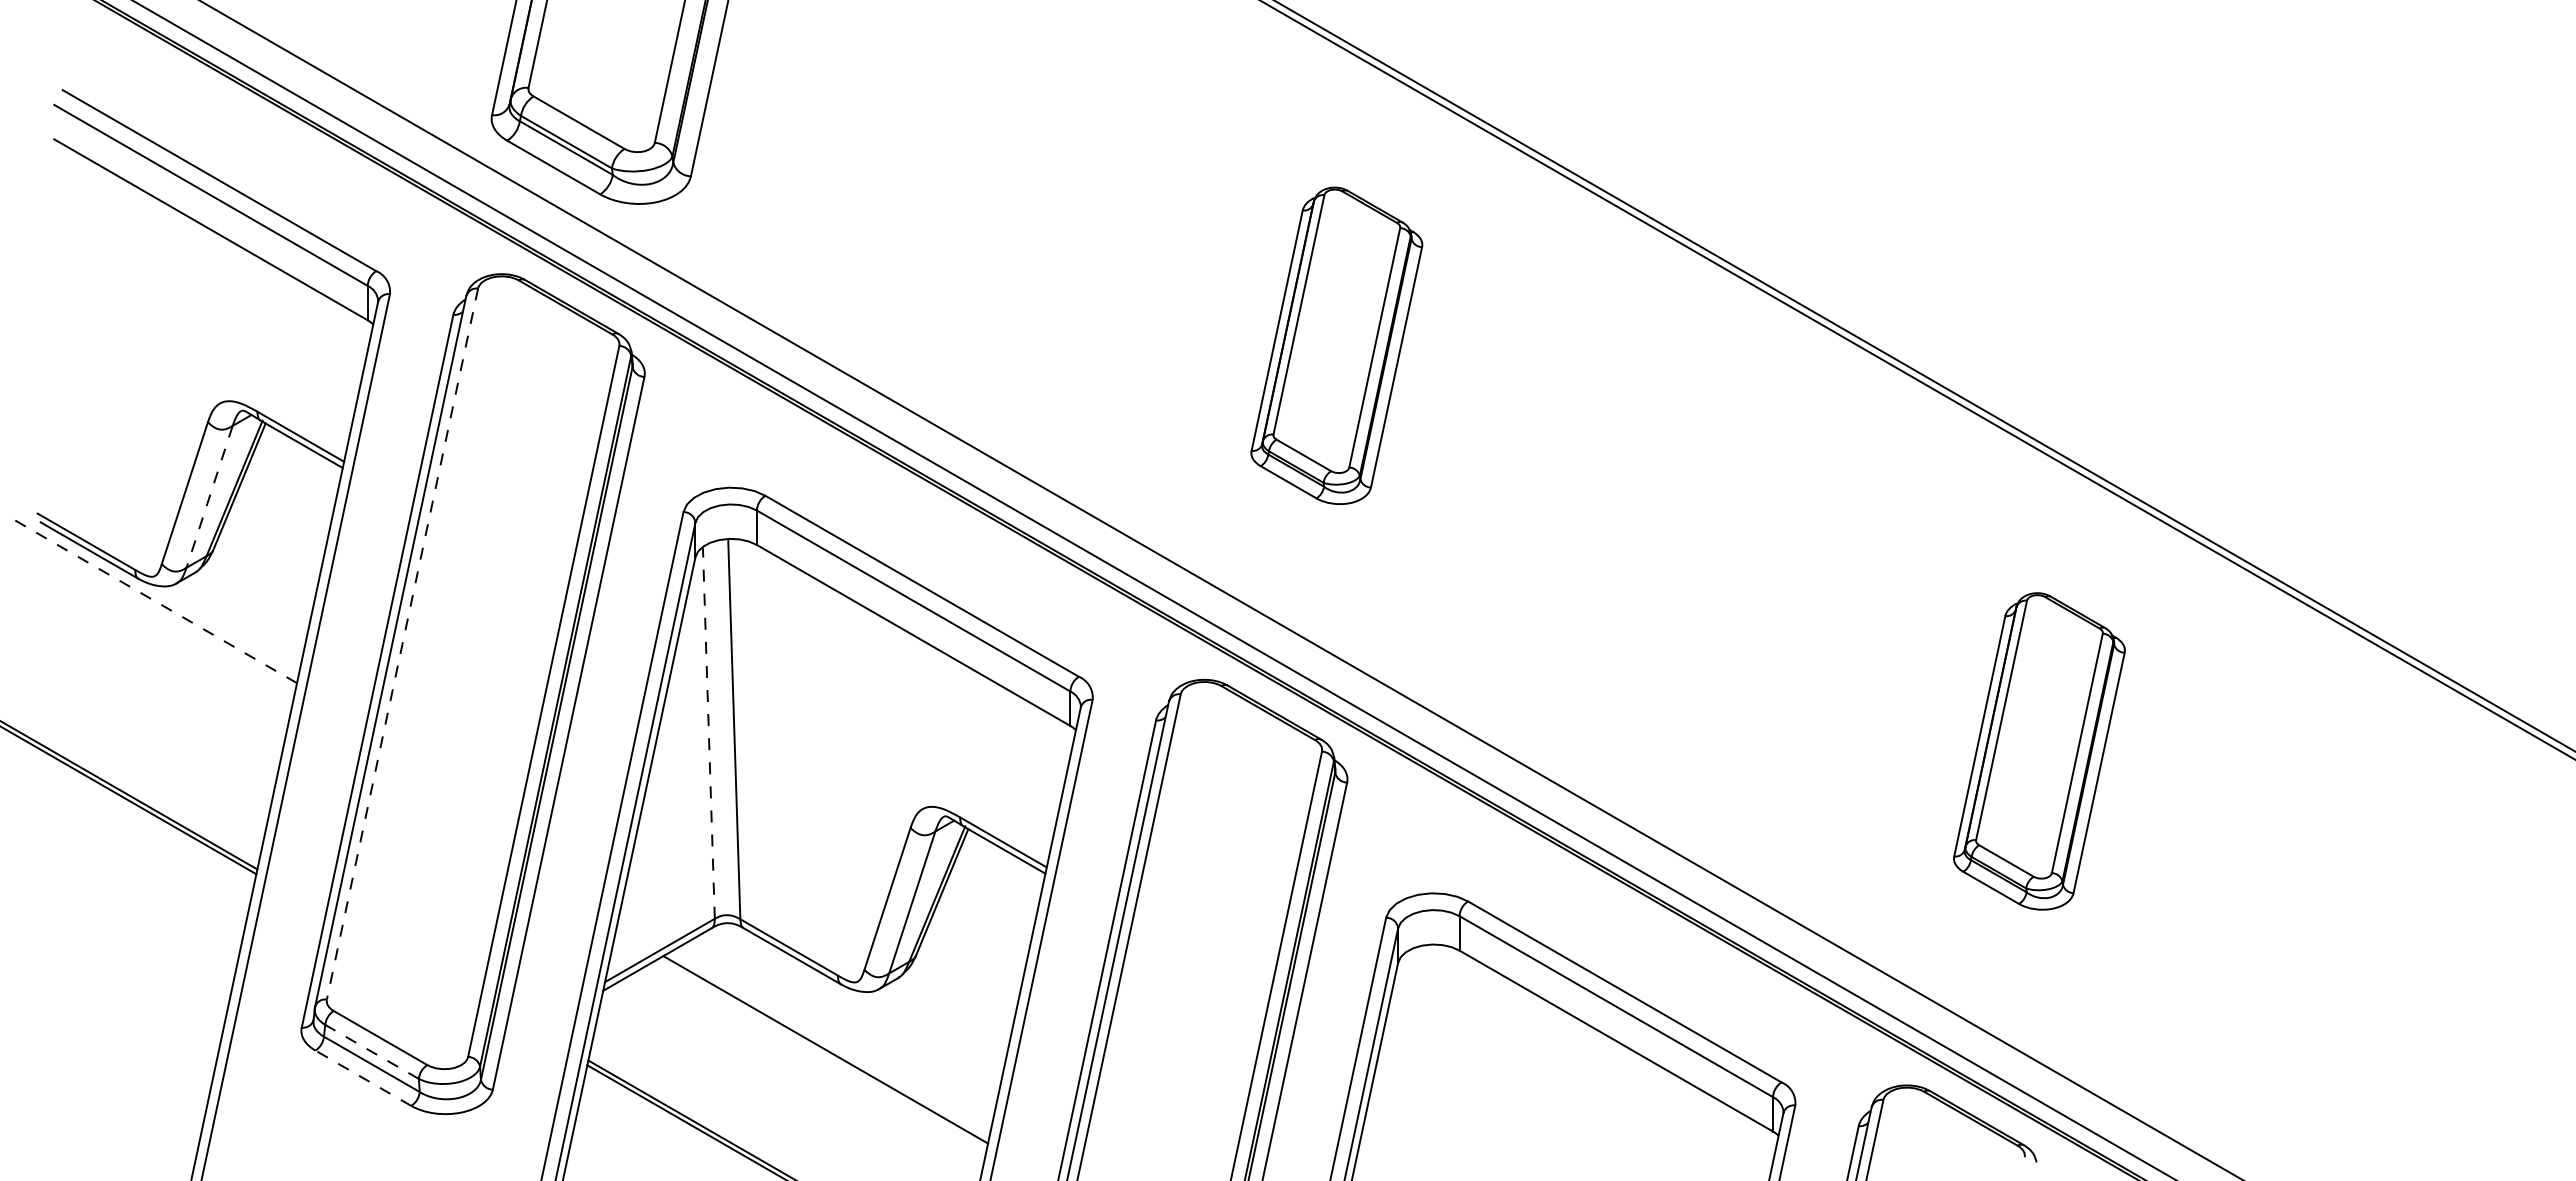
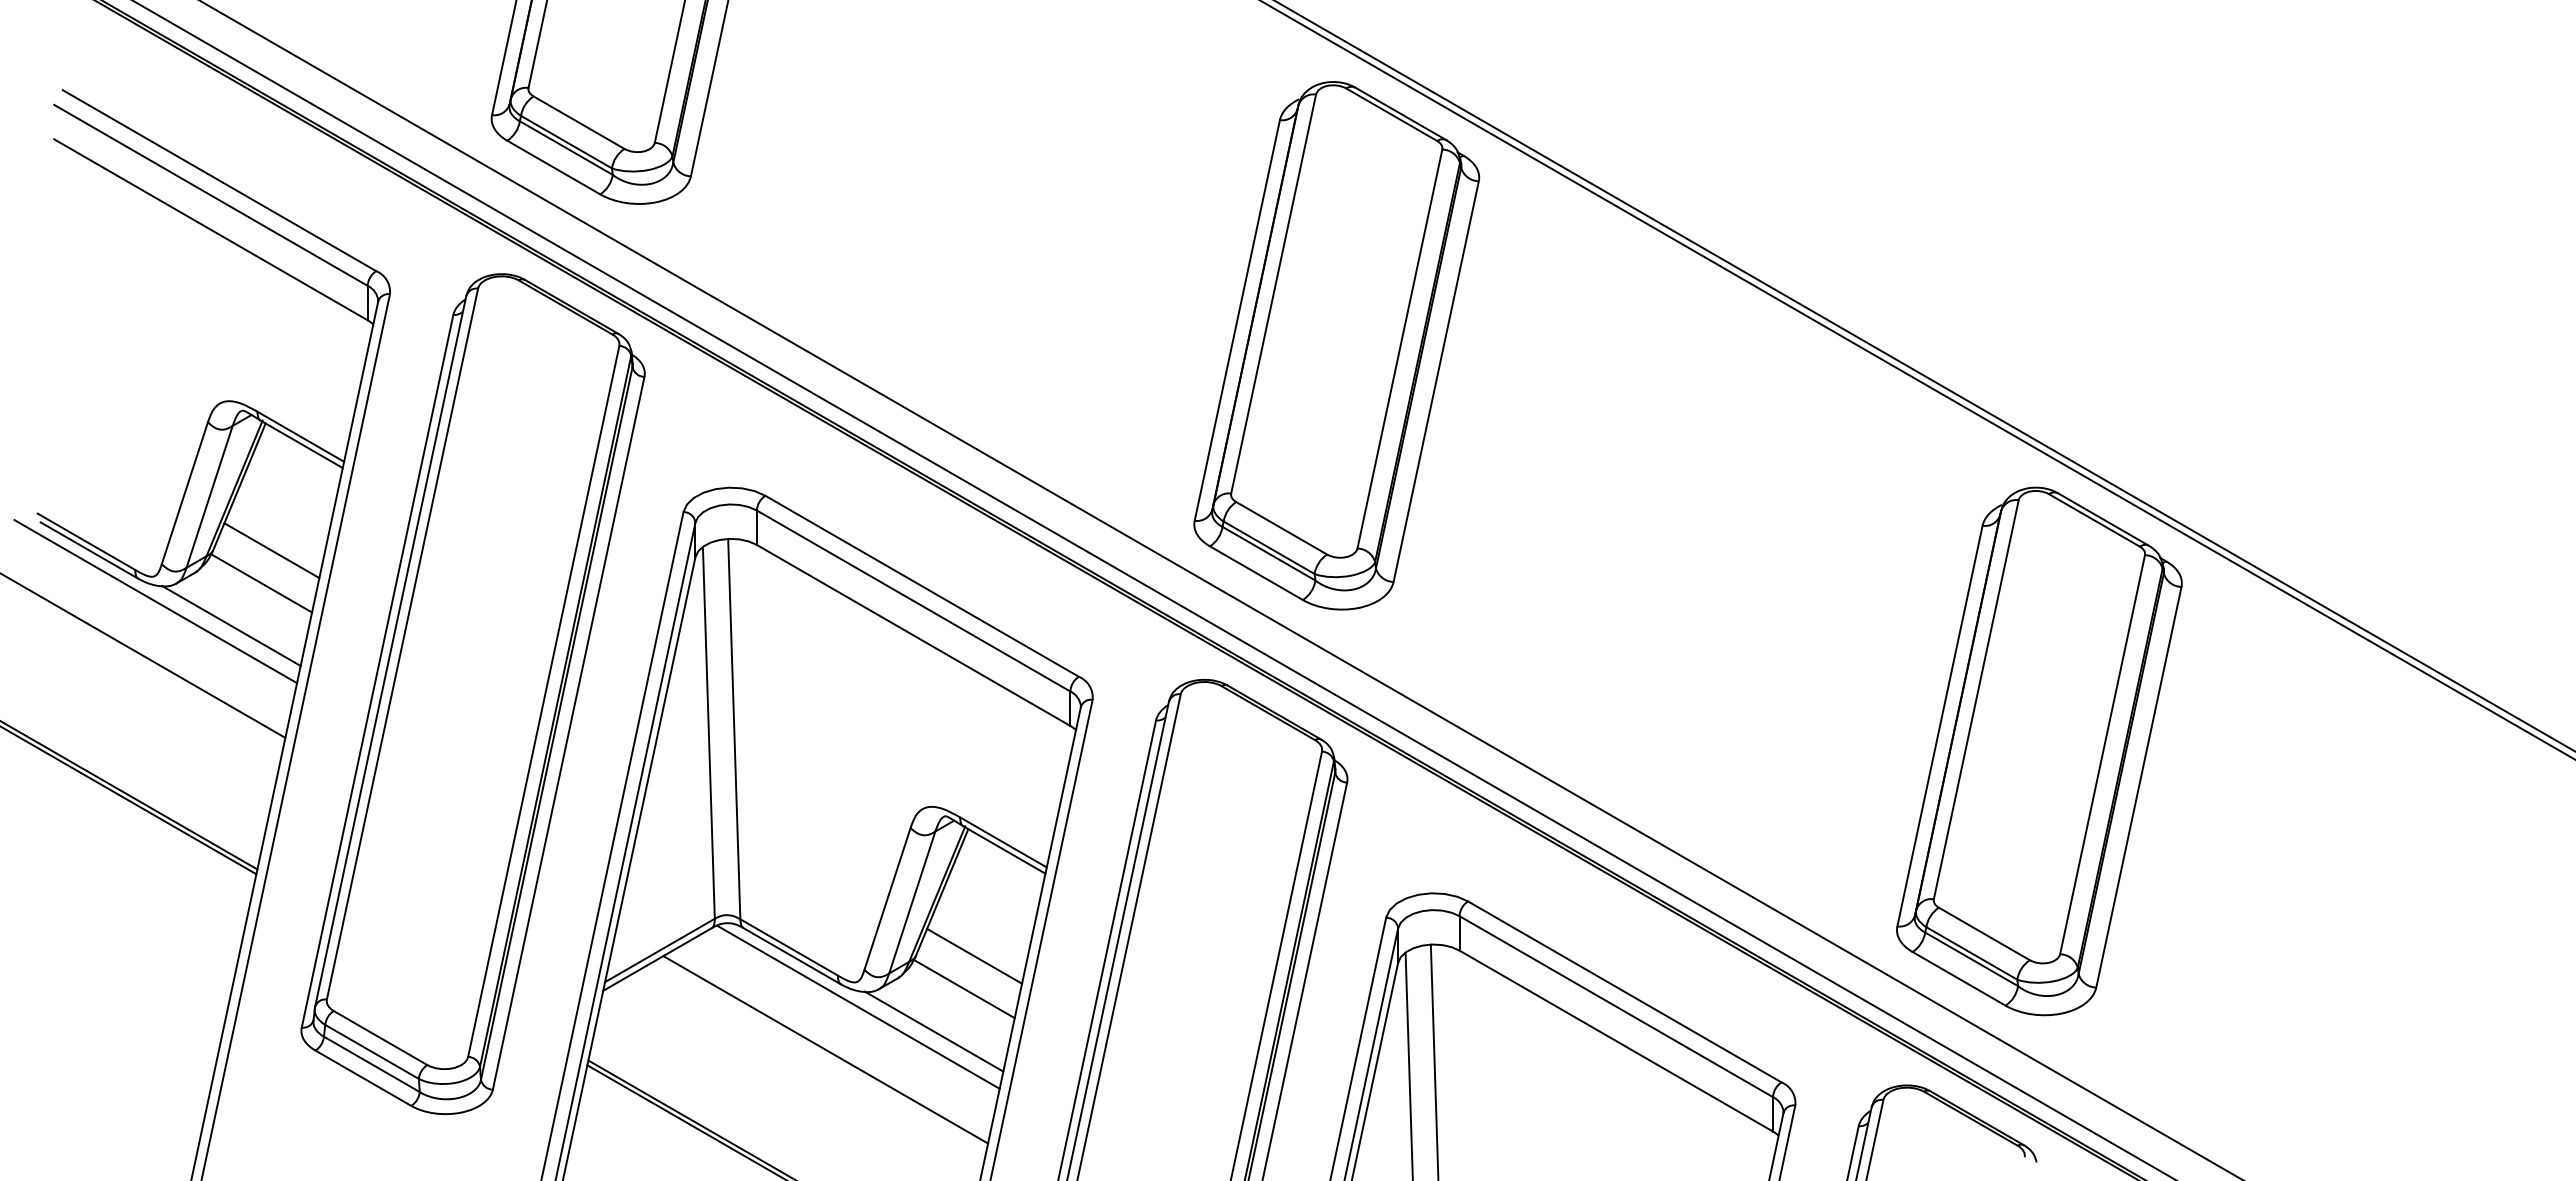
part size: 174x319 px -> 288x530 px (1336, 345)
line: dashed -> solid (209, 496)
line: none -> present (271, 550)
line: none -> present (261, 583)
line: dashed -> solid (155, 601)
line: none -> present (231, 625)
line: dashed -> solid (402, 644)
line: none -> present (143, 655)
line: dashed -> solid (708, 733)
part size: 173x319 px -> 287x531 px (2039, 751)
line: none -> present (974, 955)
line: none -> present (963, 988)
line: none -> present (858, 1006)
line: none -> present (933, 1031)
line: dashed -> solid (371, 1051)
line: none -> present (1434, 1060)
line: none -> present (1408, 1065)
line: dashed -> solid (362, 1077)
